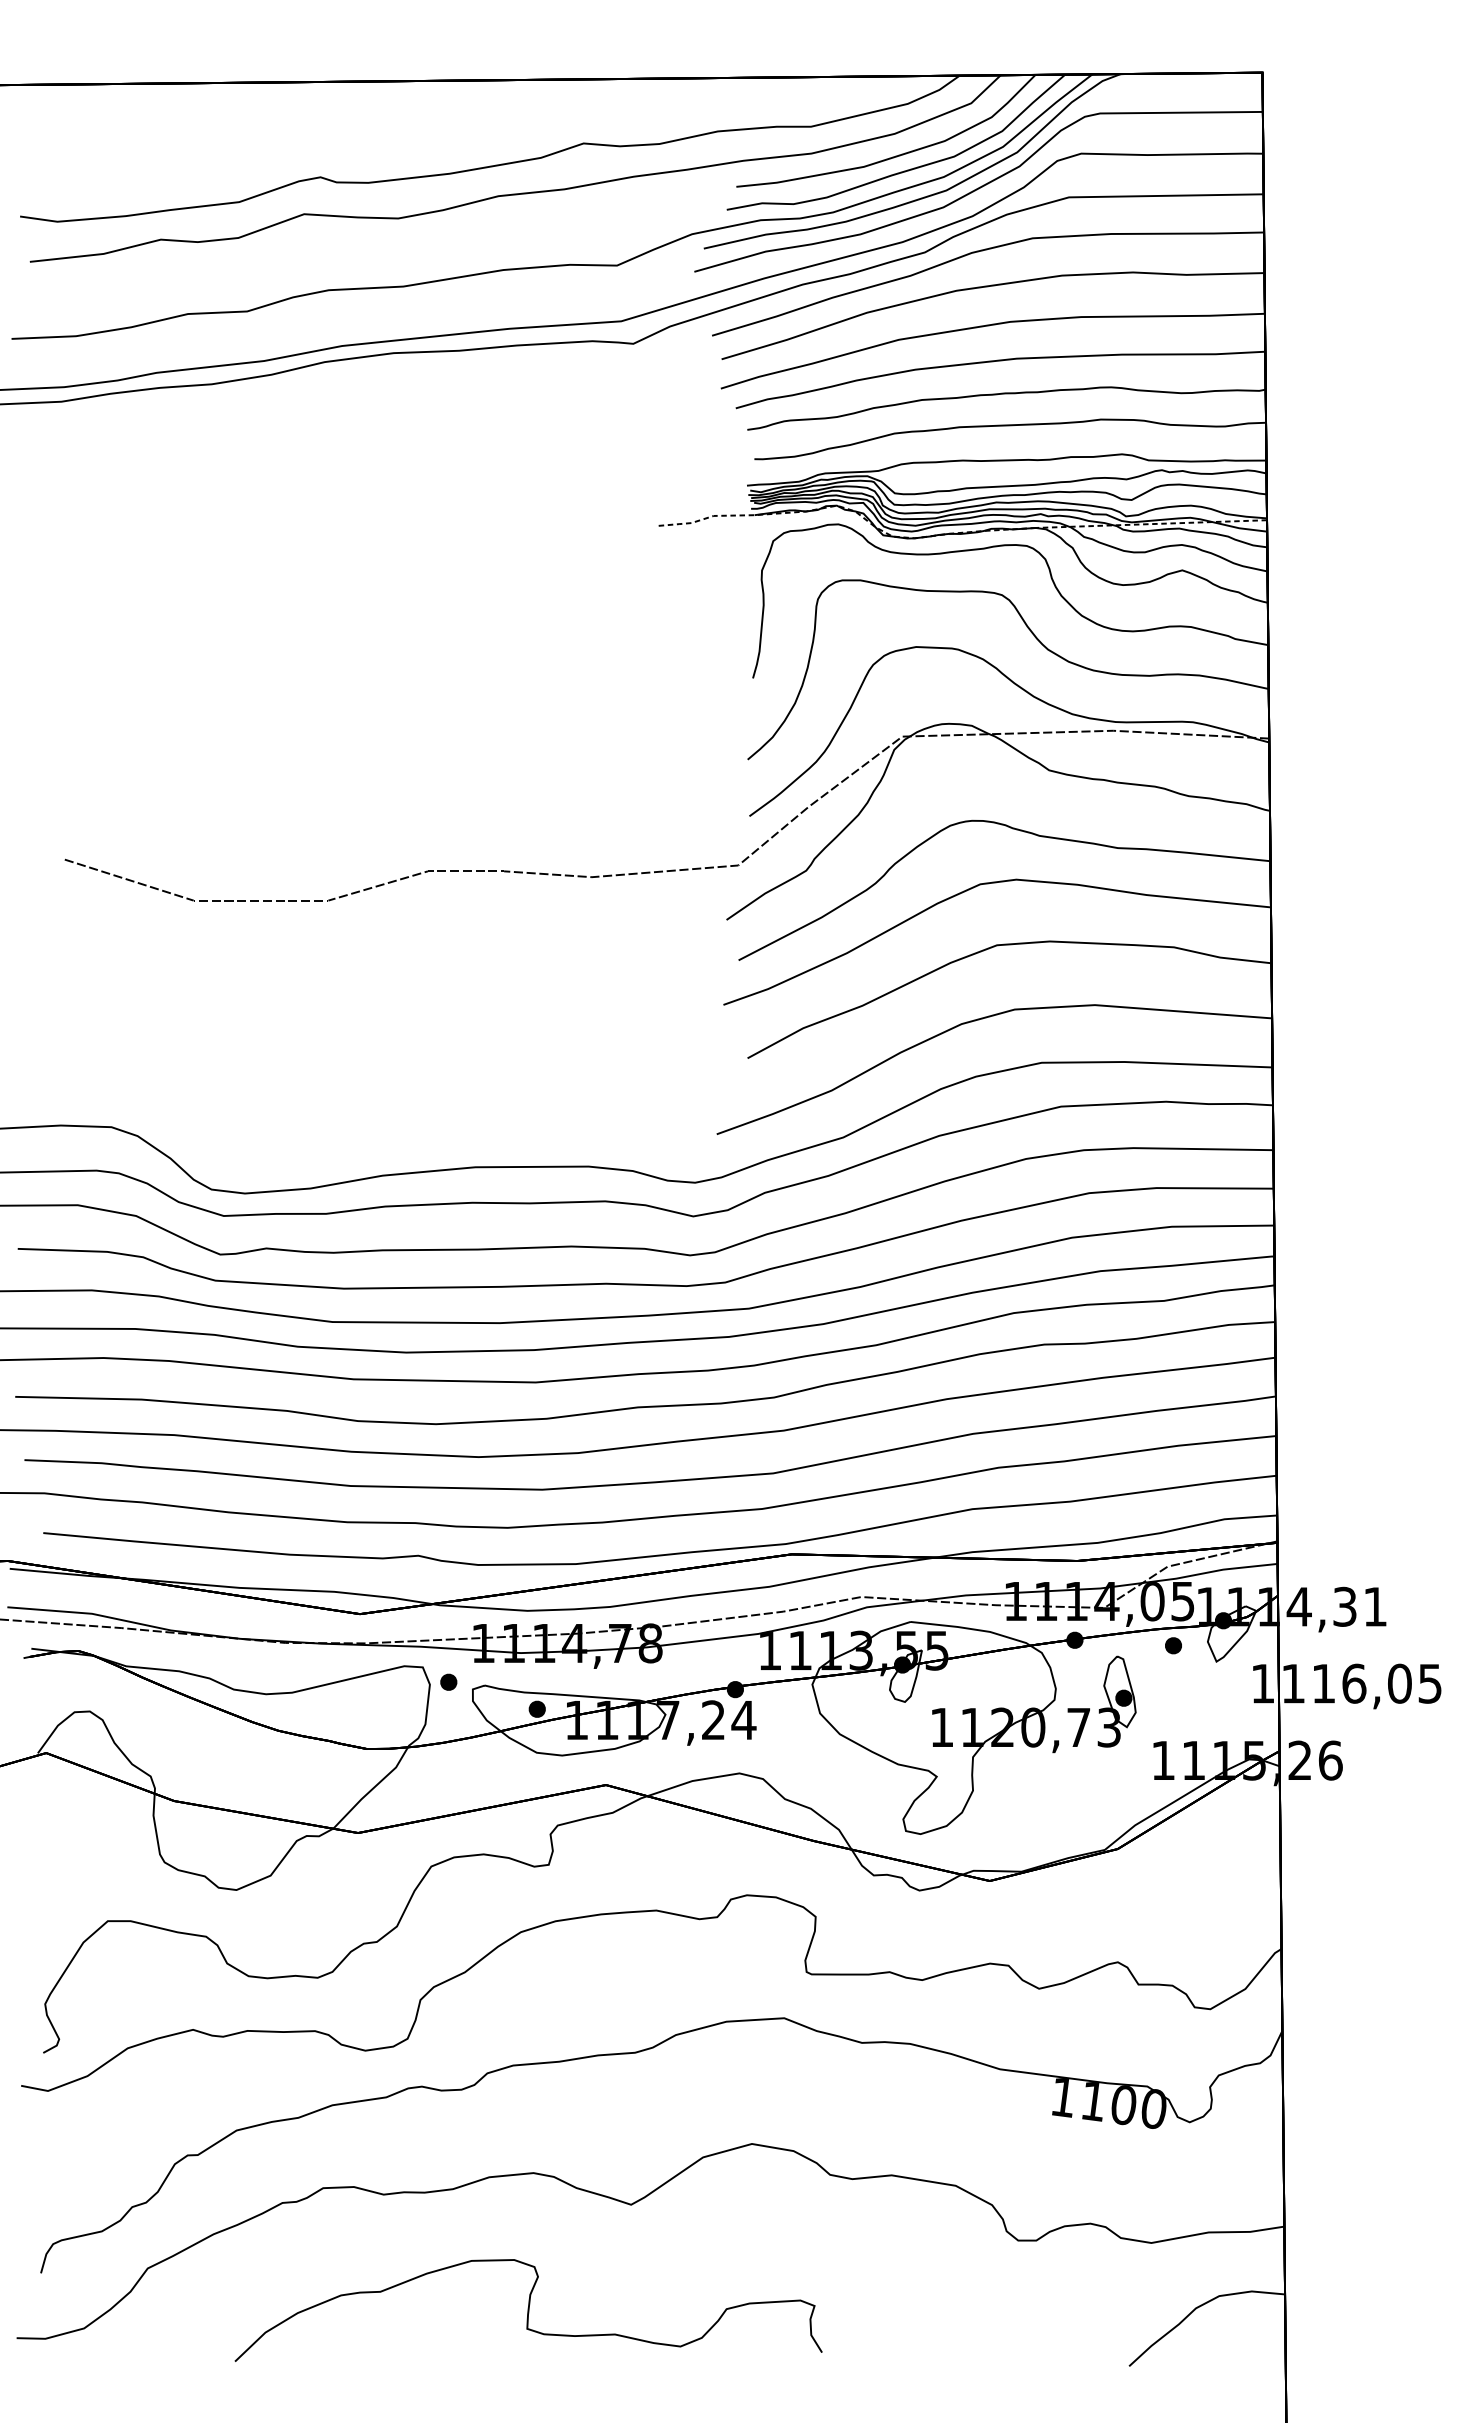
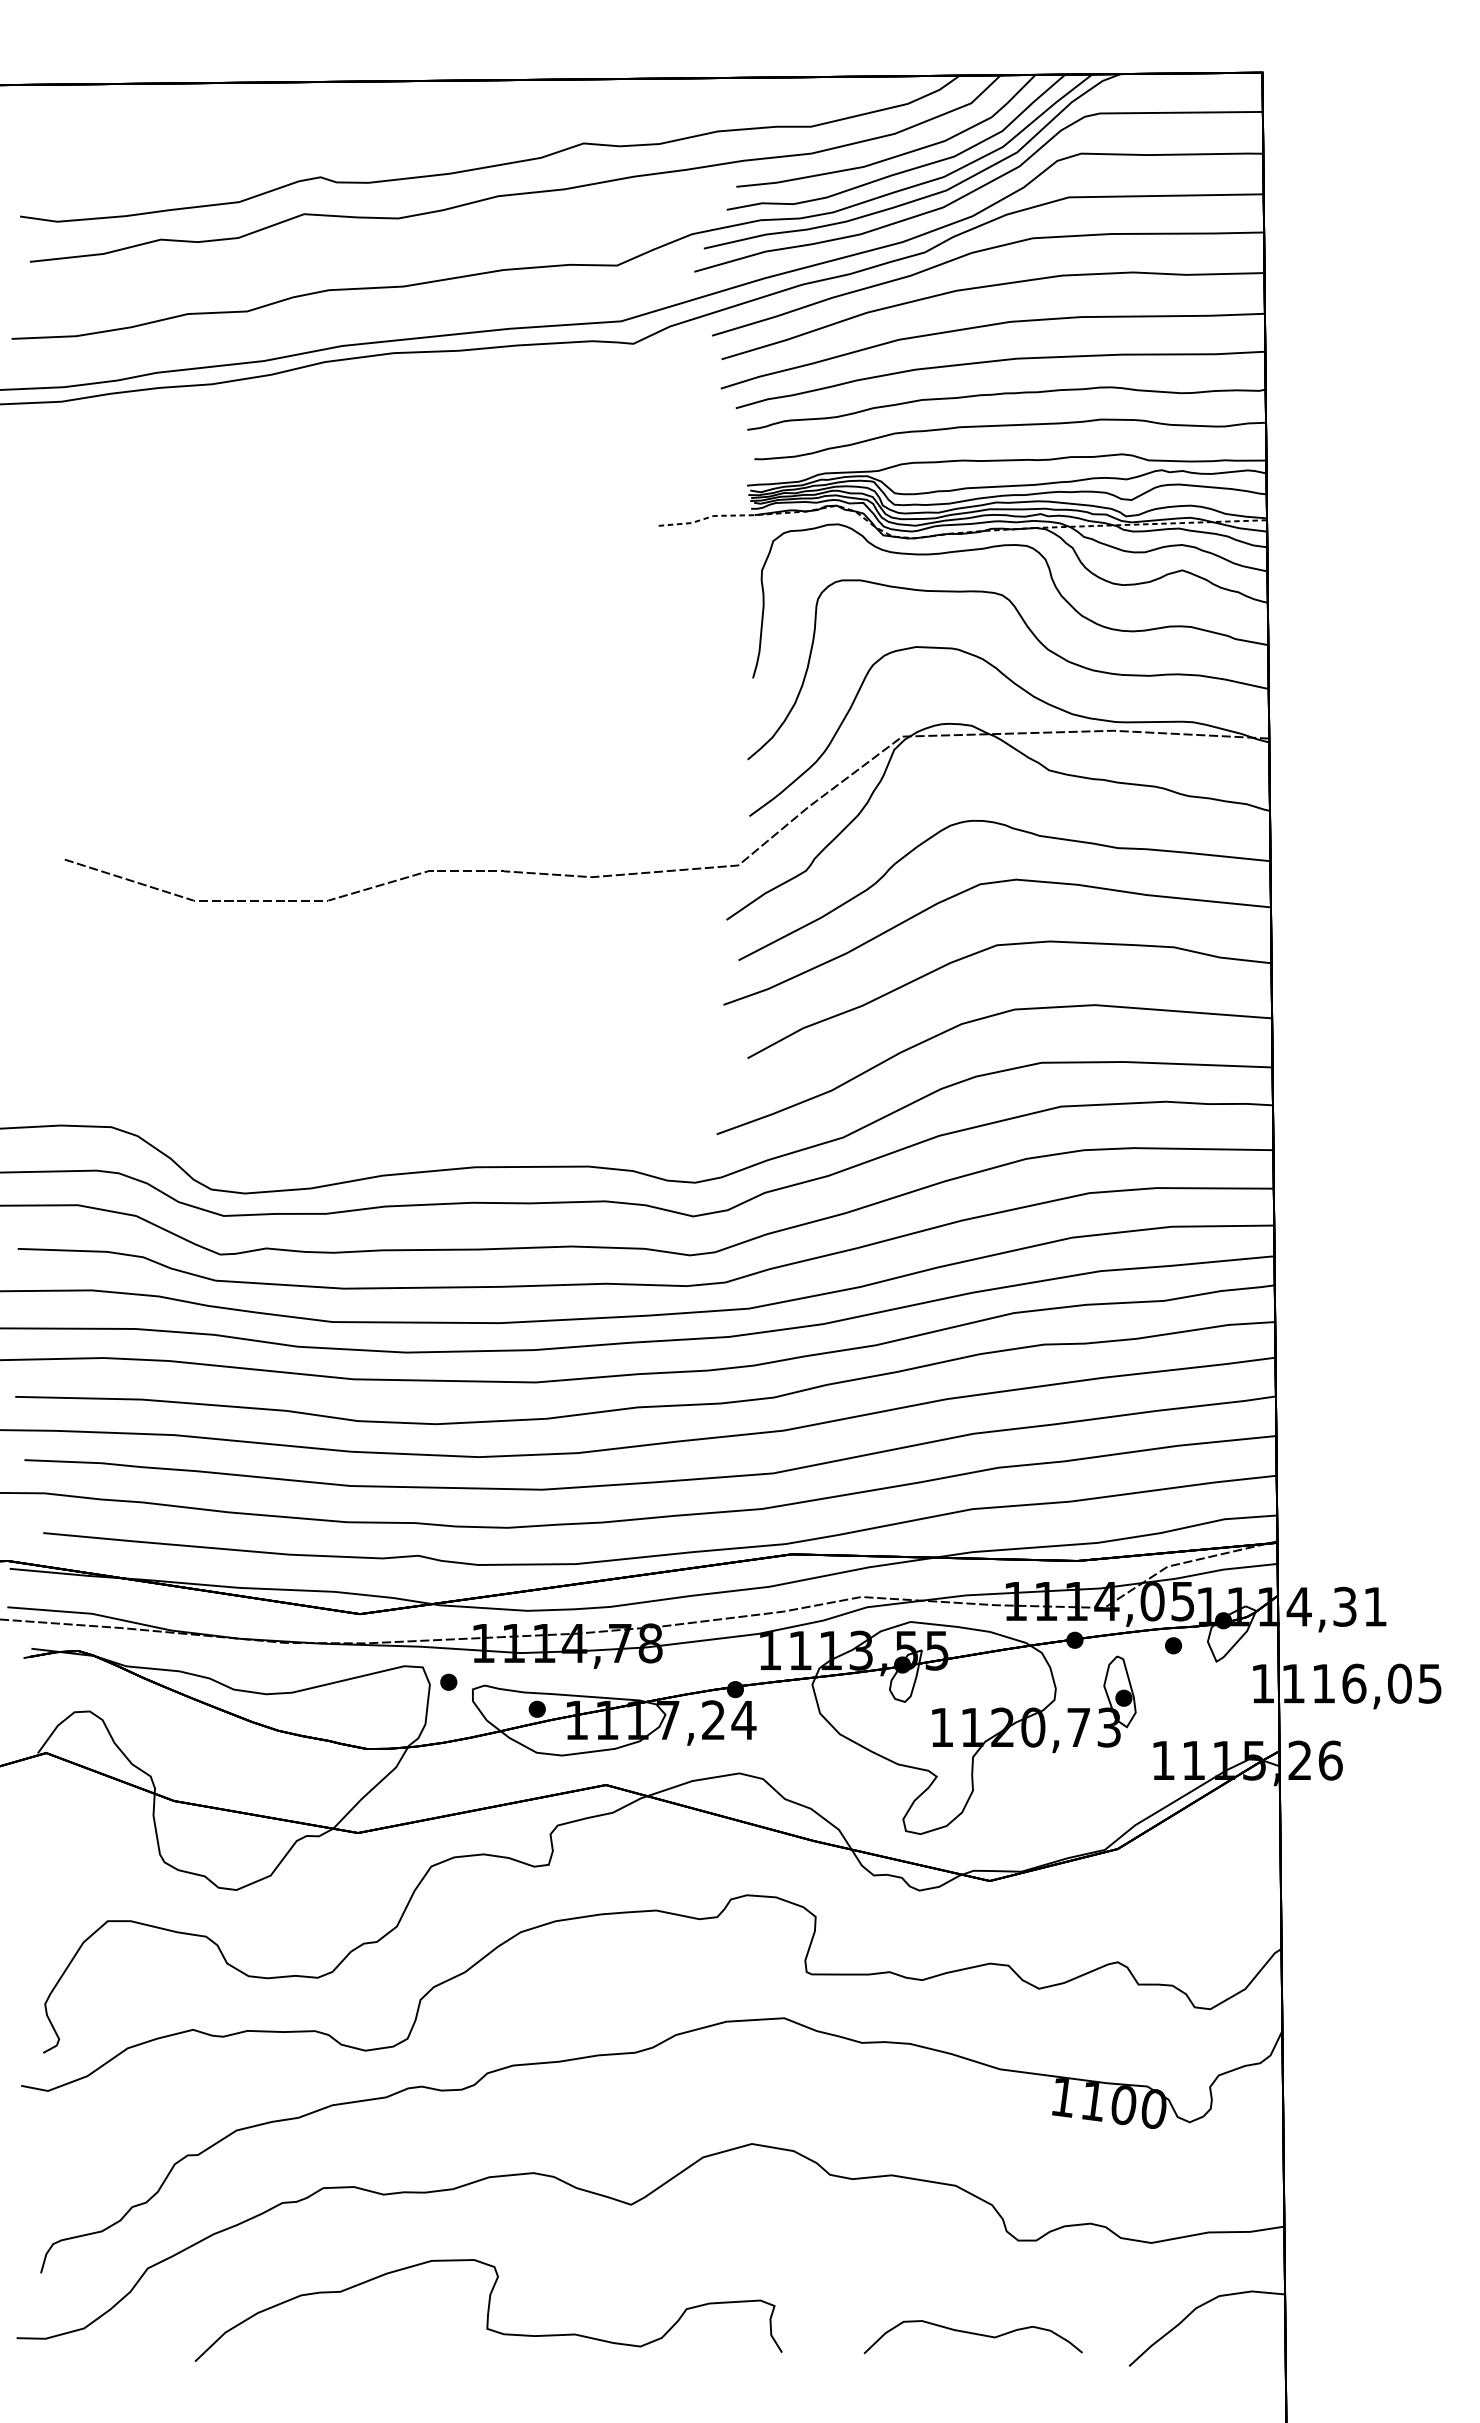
curve position: (528, 2310) -> (488, 2310) (488, 2310)
curve: none -> present (972, 2334)
